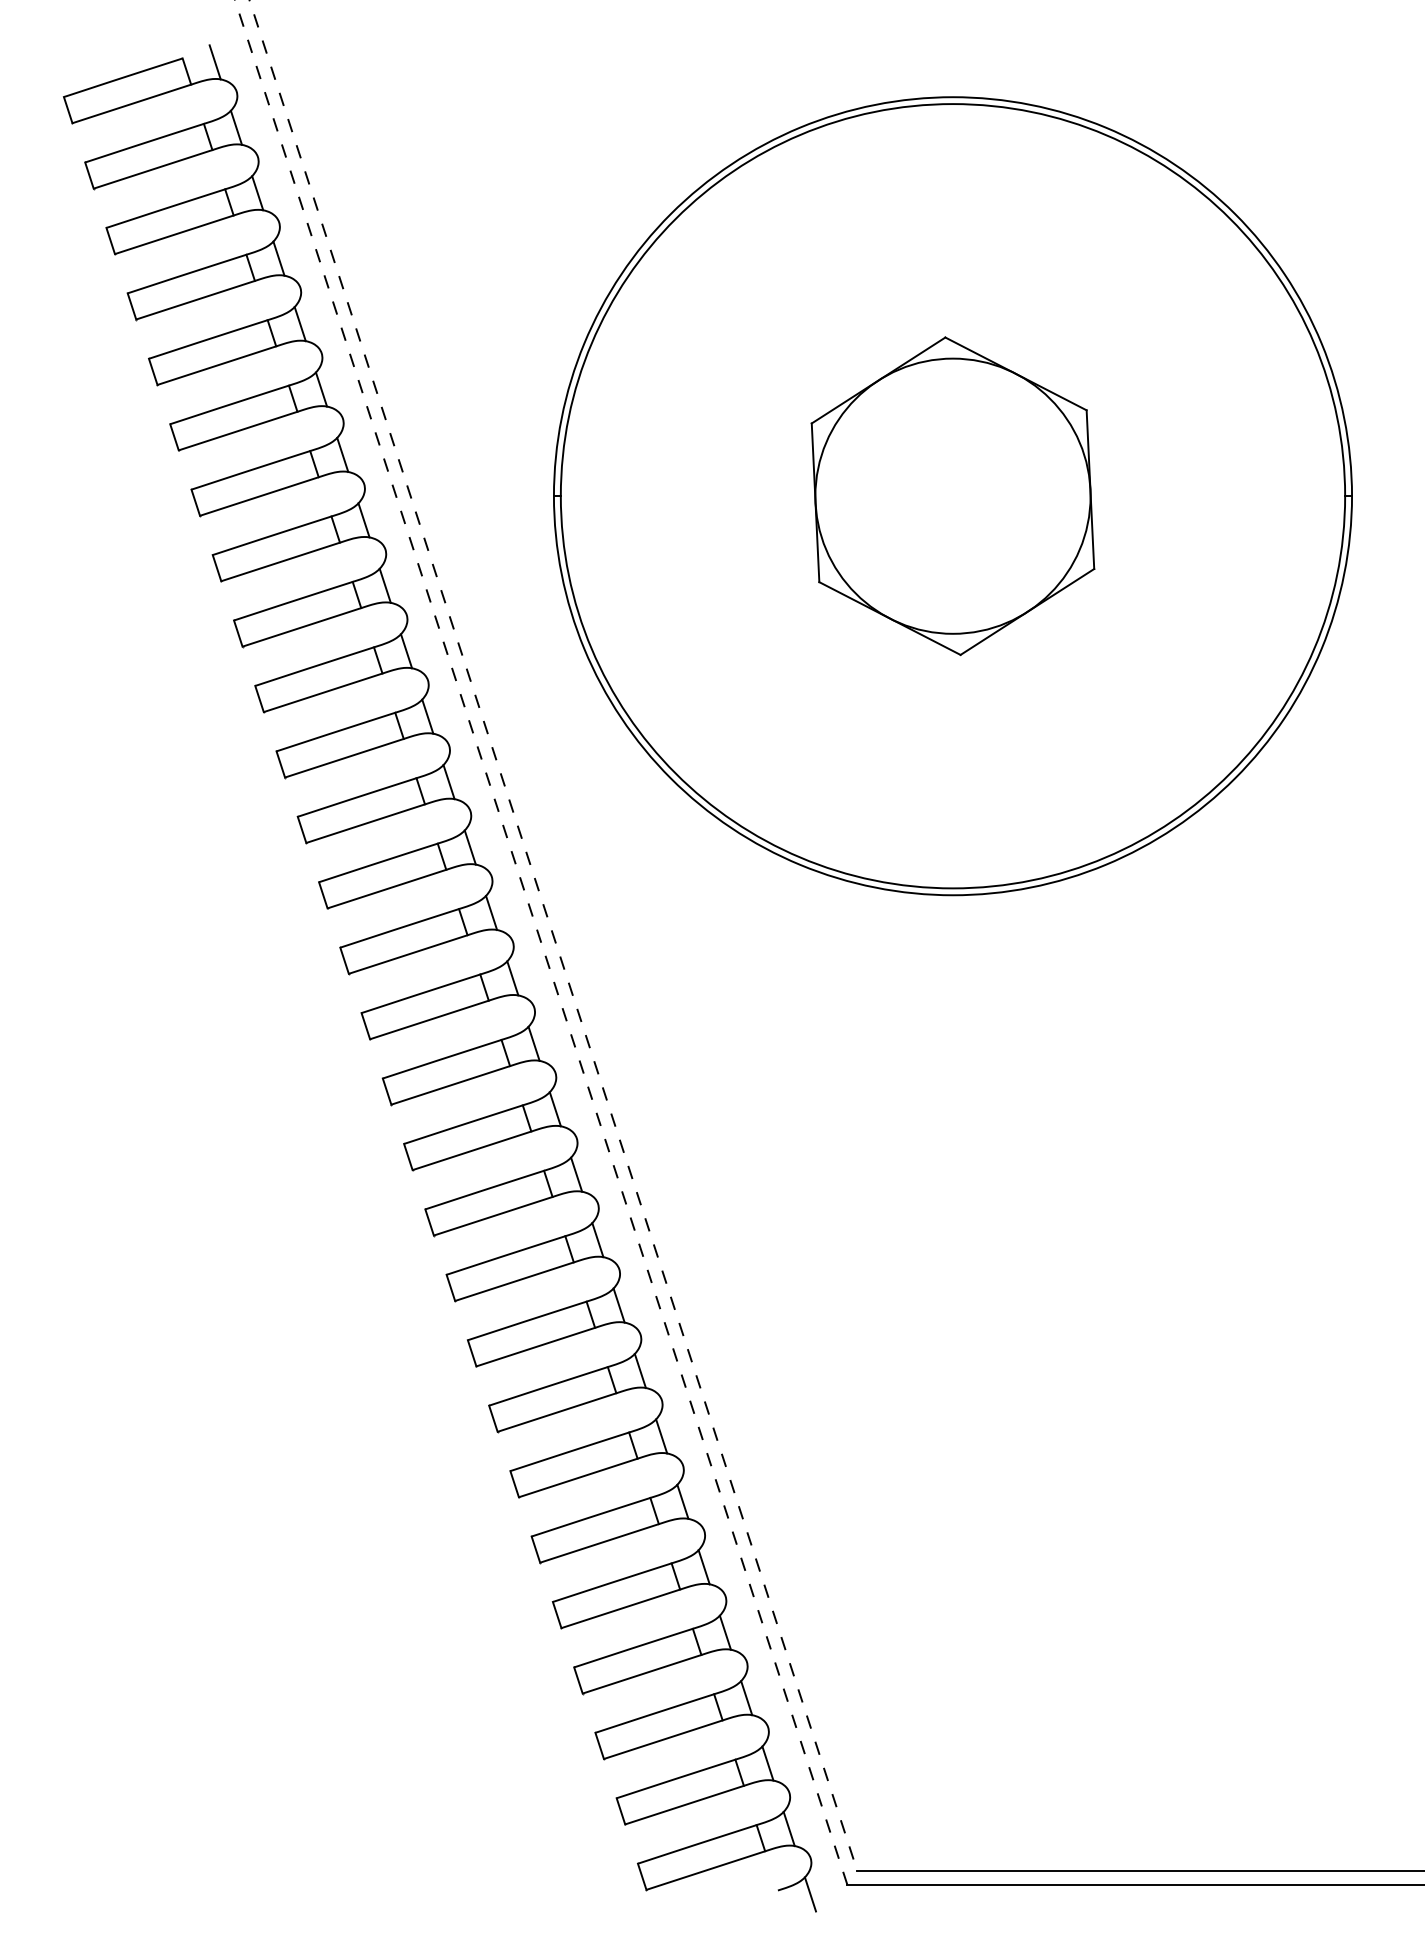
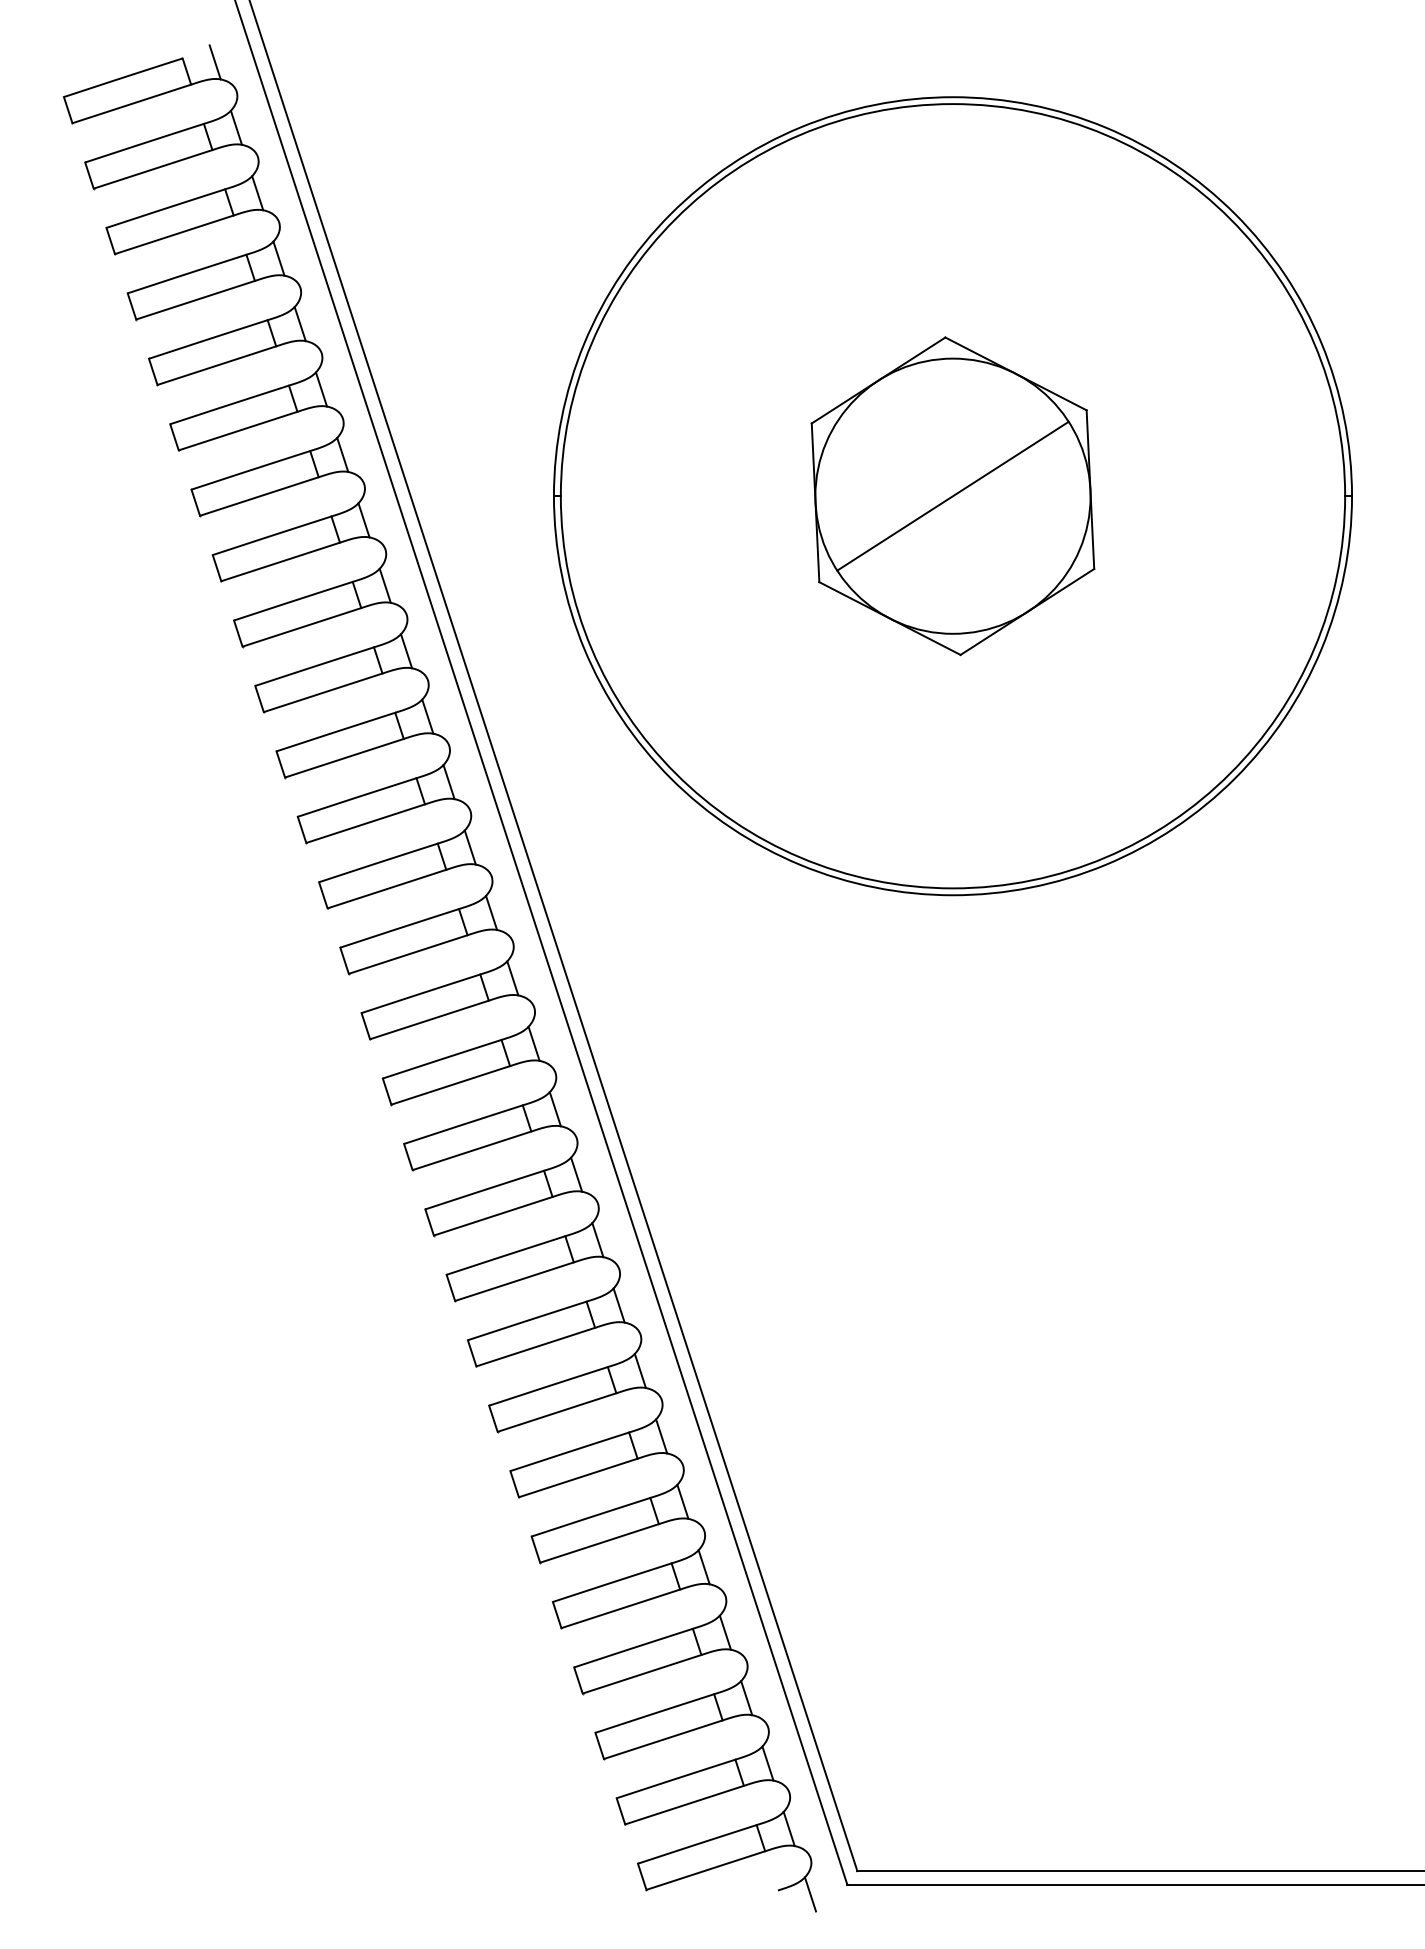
line: none -> present (952, 495)
line: dashed -> solid (553, 936)
line: dashed -> solid (541, 942)
